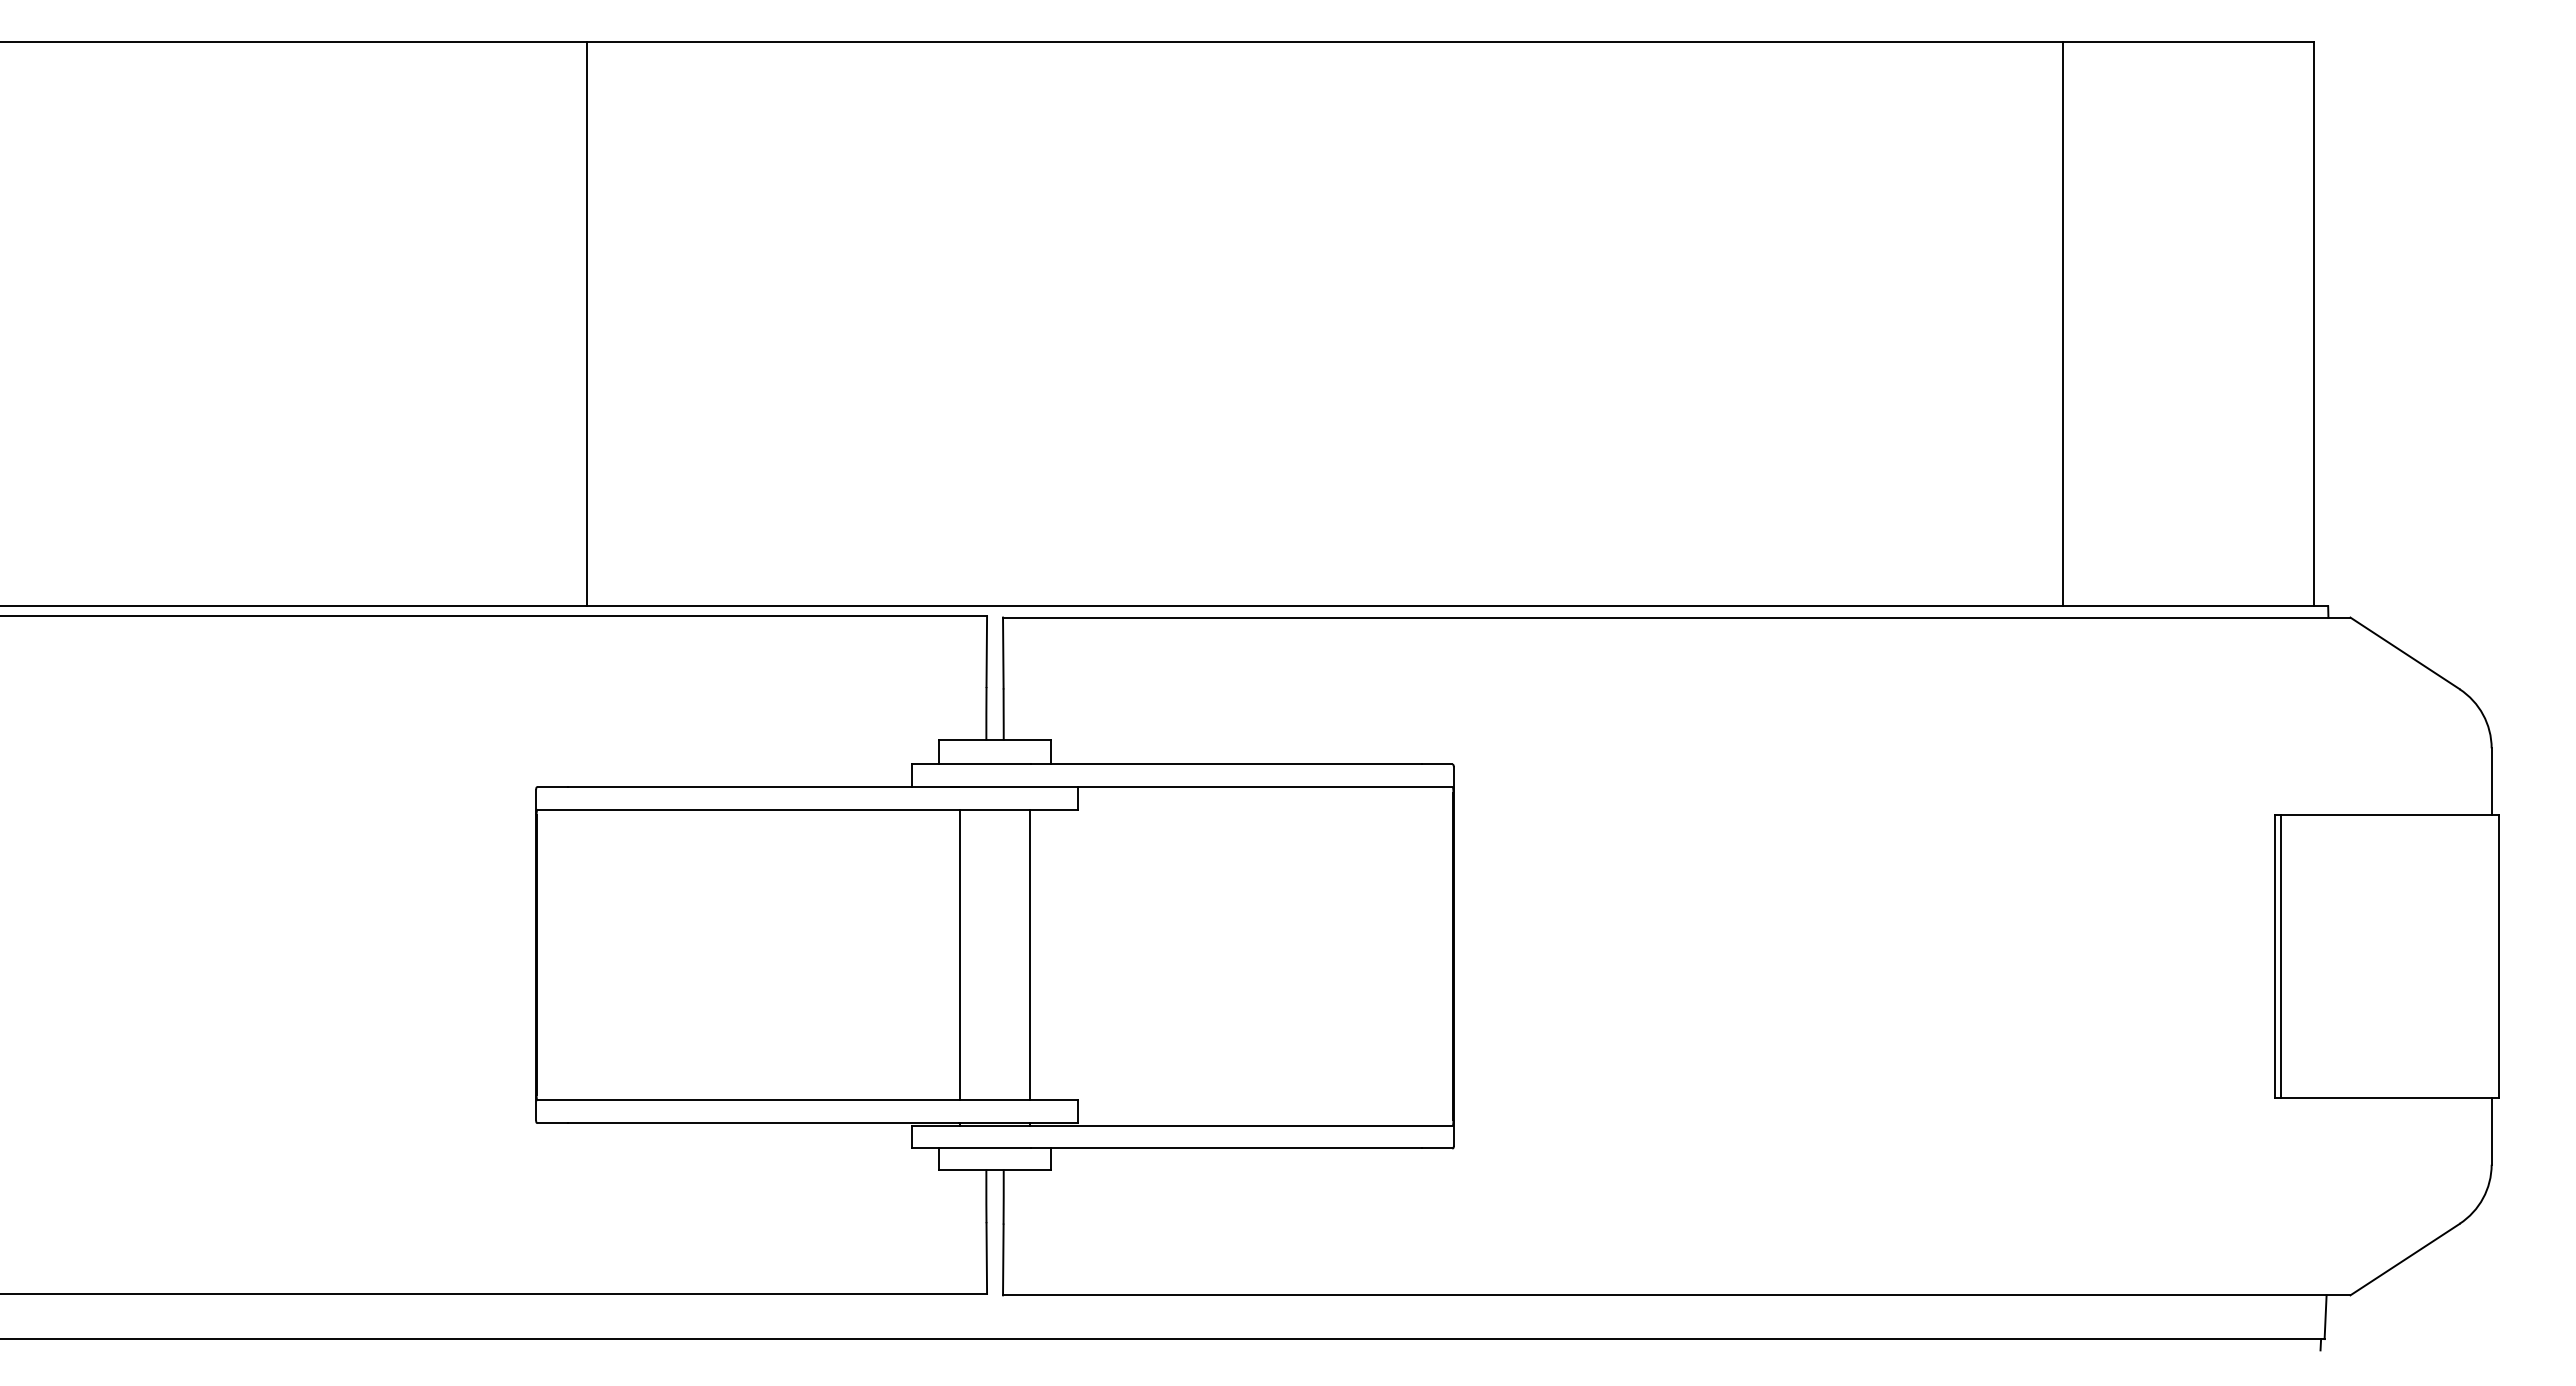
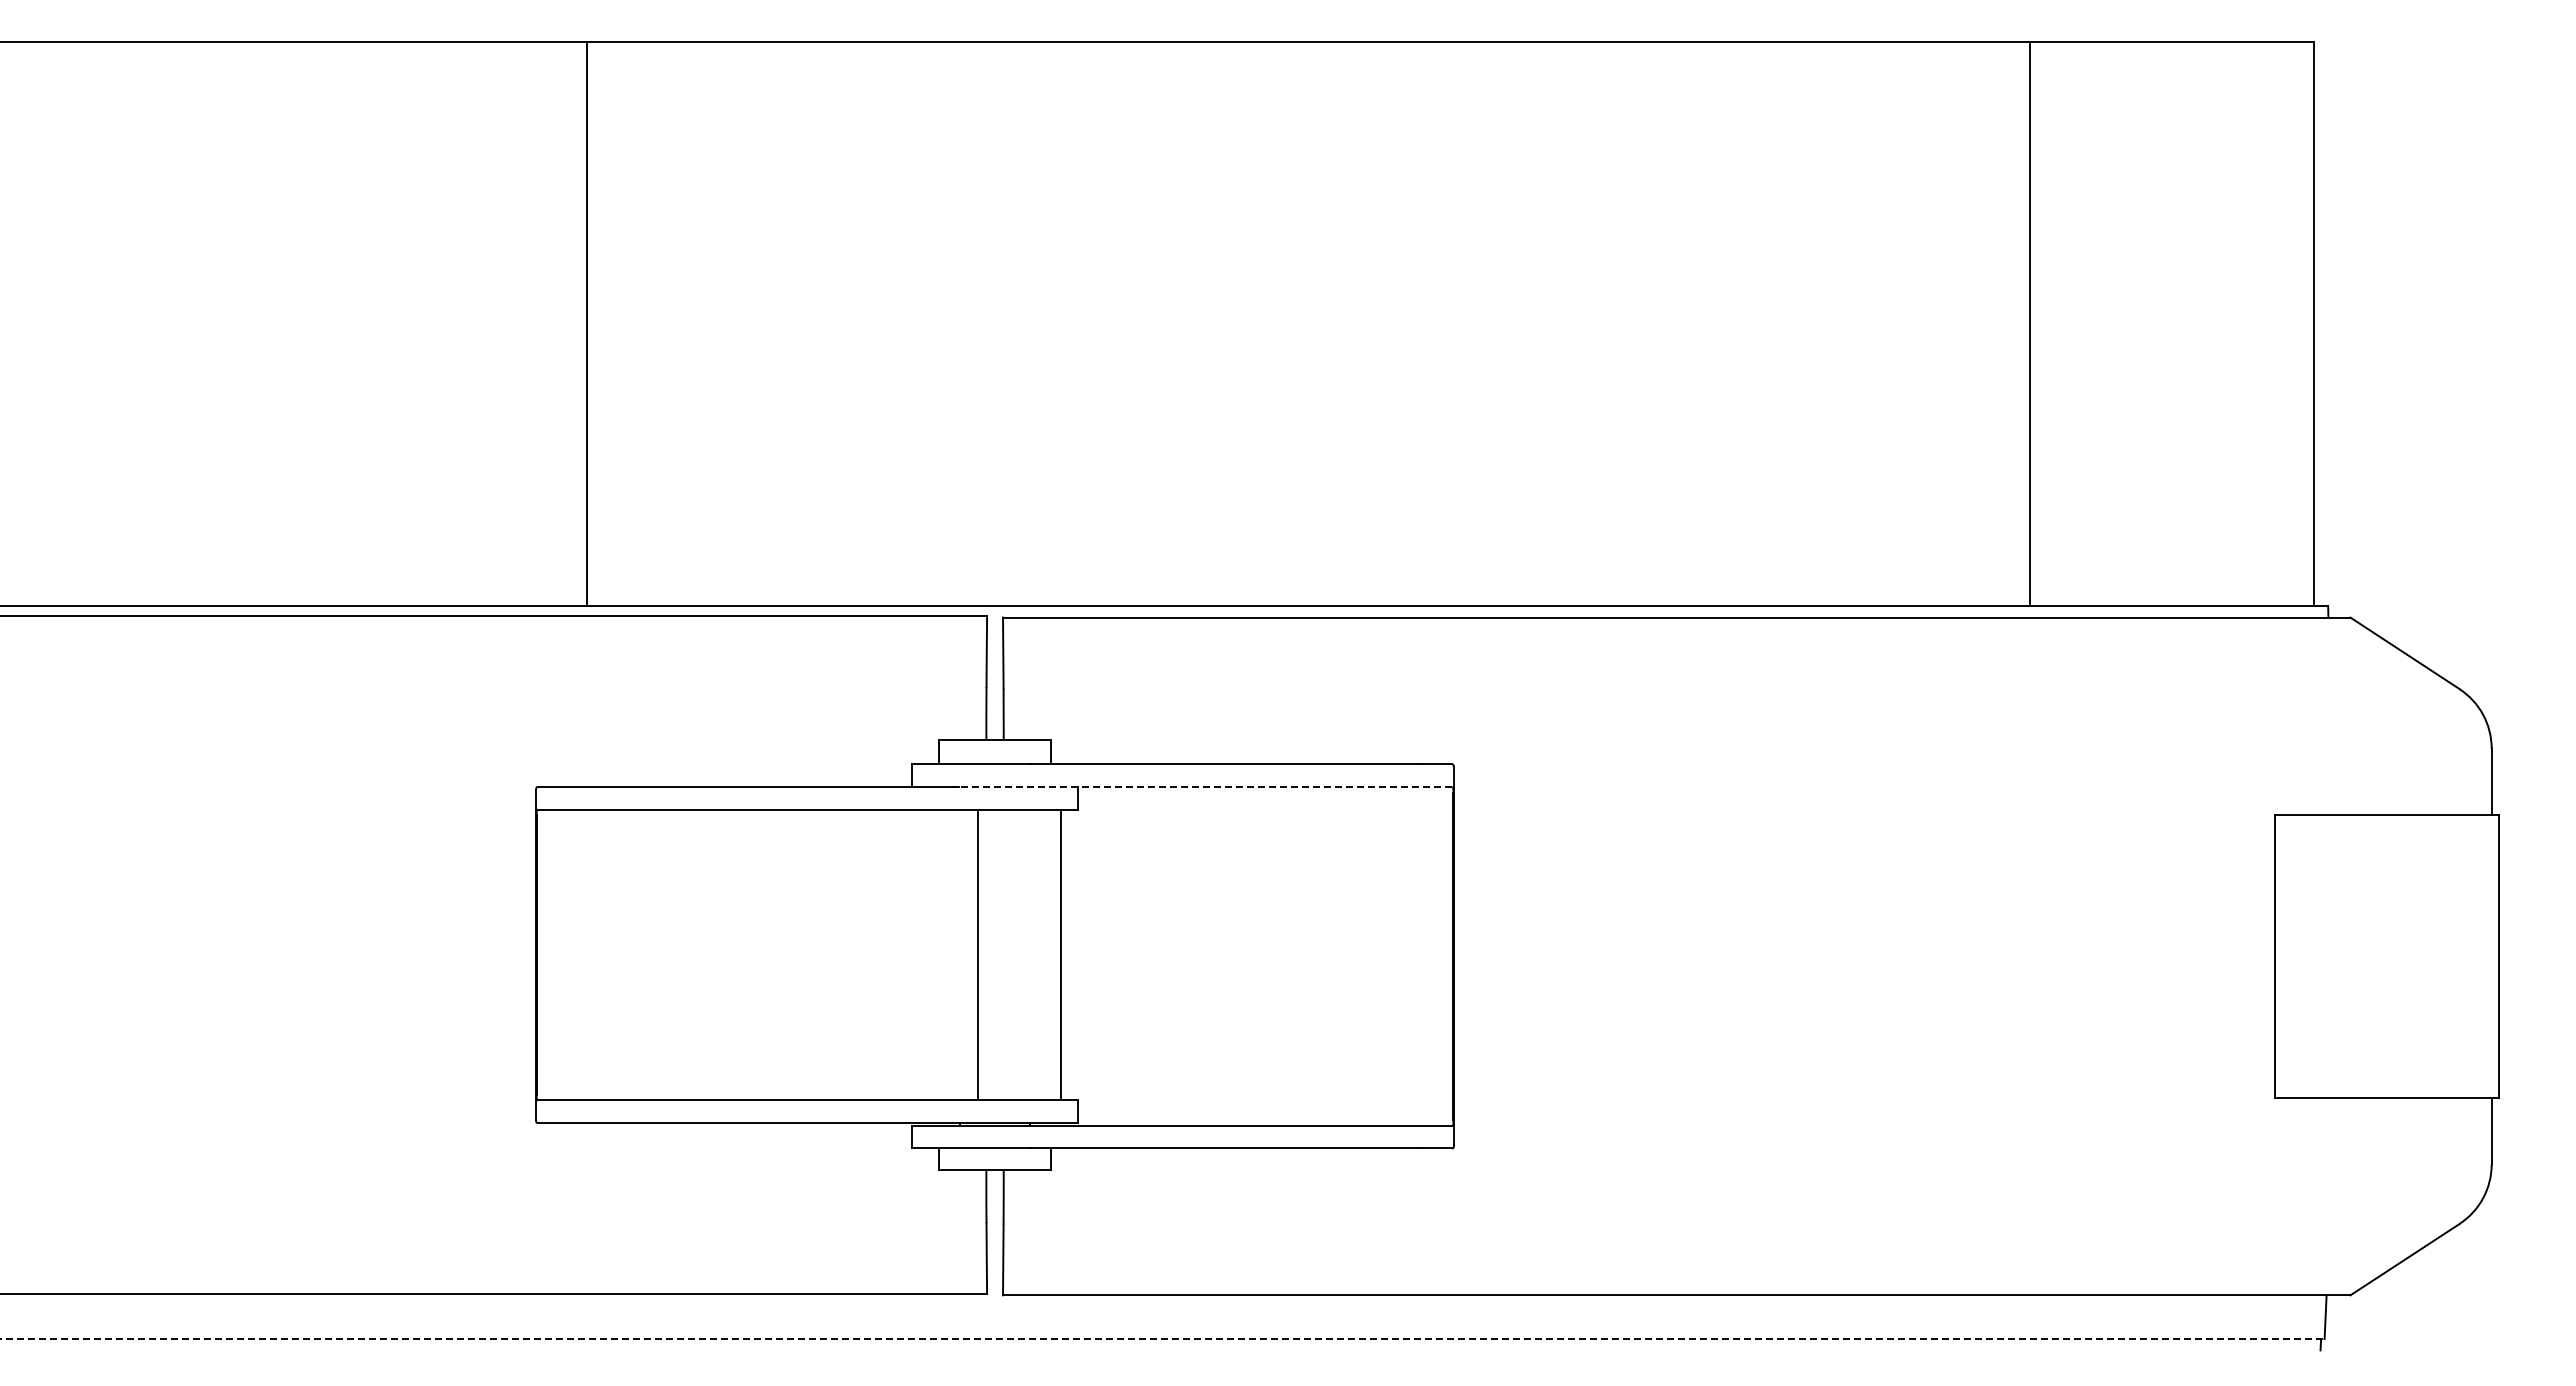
line position: (2062, 323) -> (2029, 323) (2029, 323)
line: solid -> dashed (1201, 787)
line position: (959, 954) -> (977, 954) (977, 954)
line position: (1030, 954) -> (1061, 954) (1061, 954)
line: present -> none (2280, 956)
line: solid -> dashed (1162, 1339)
